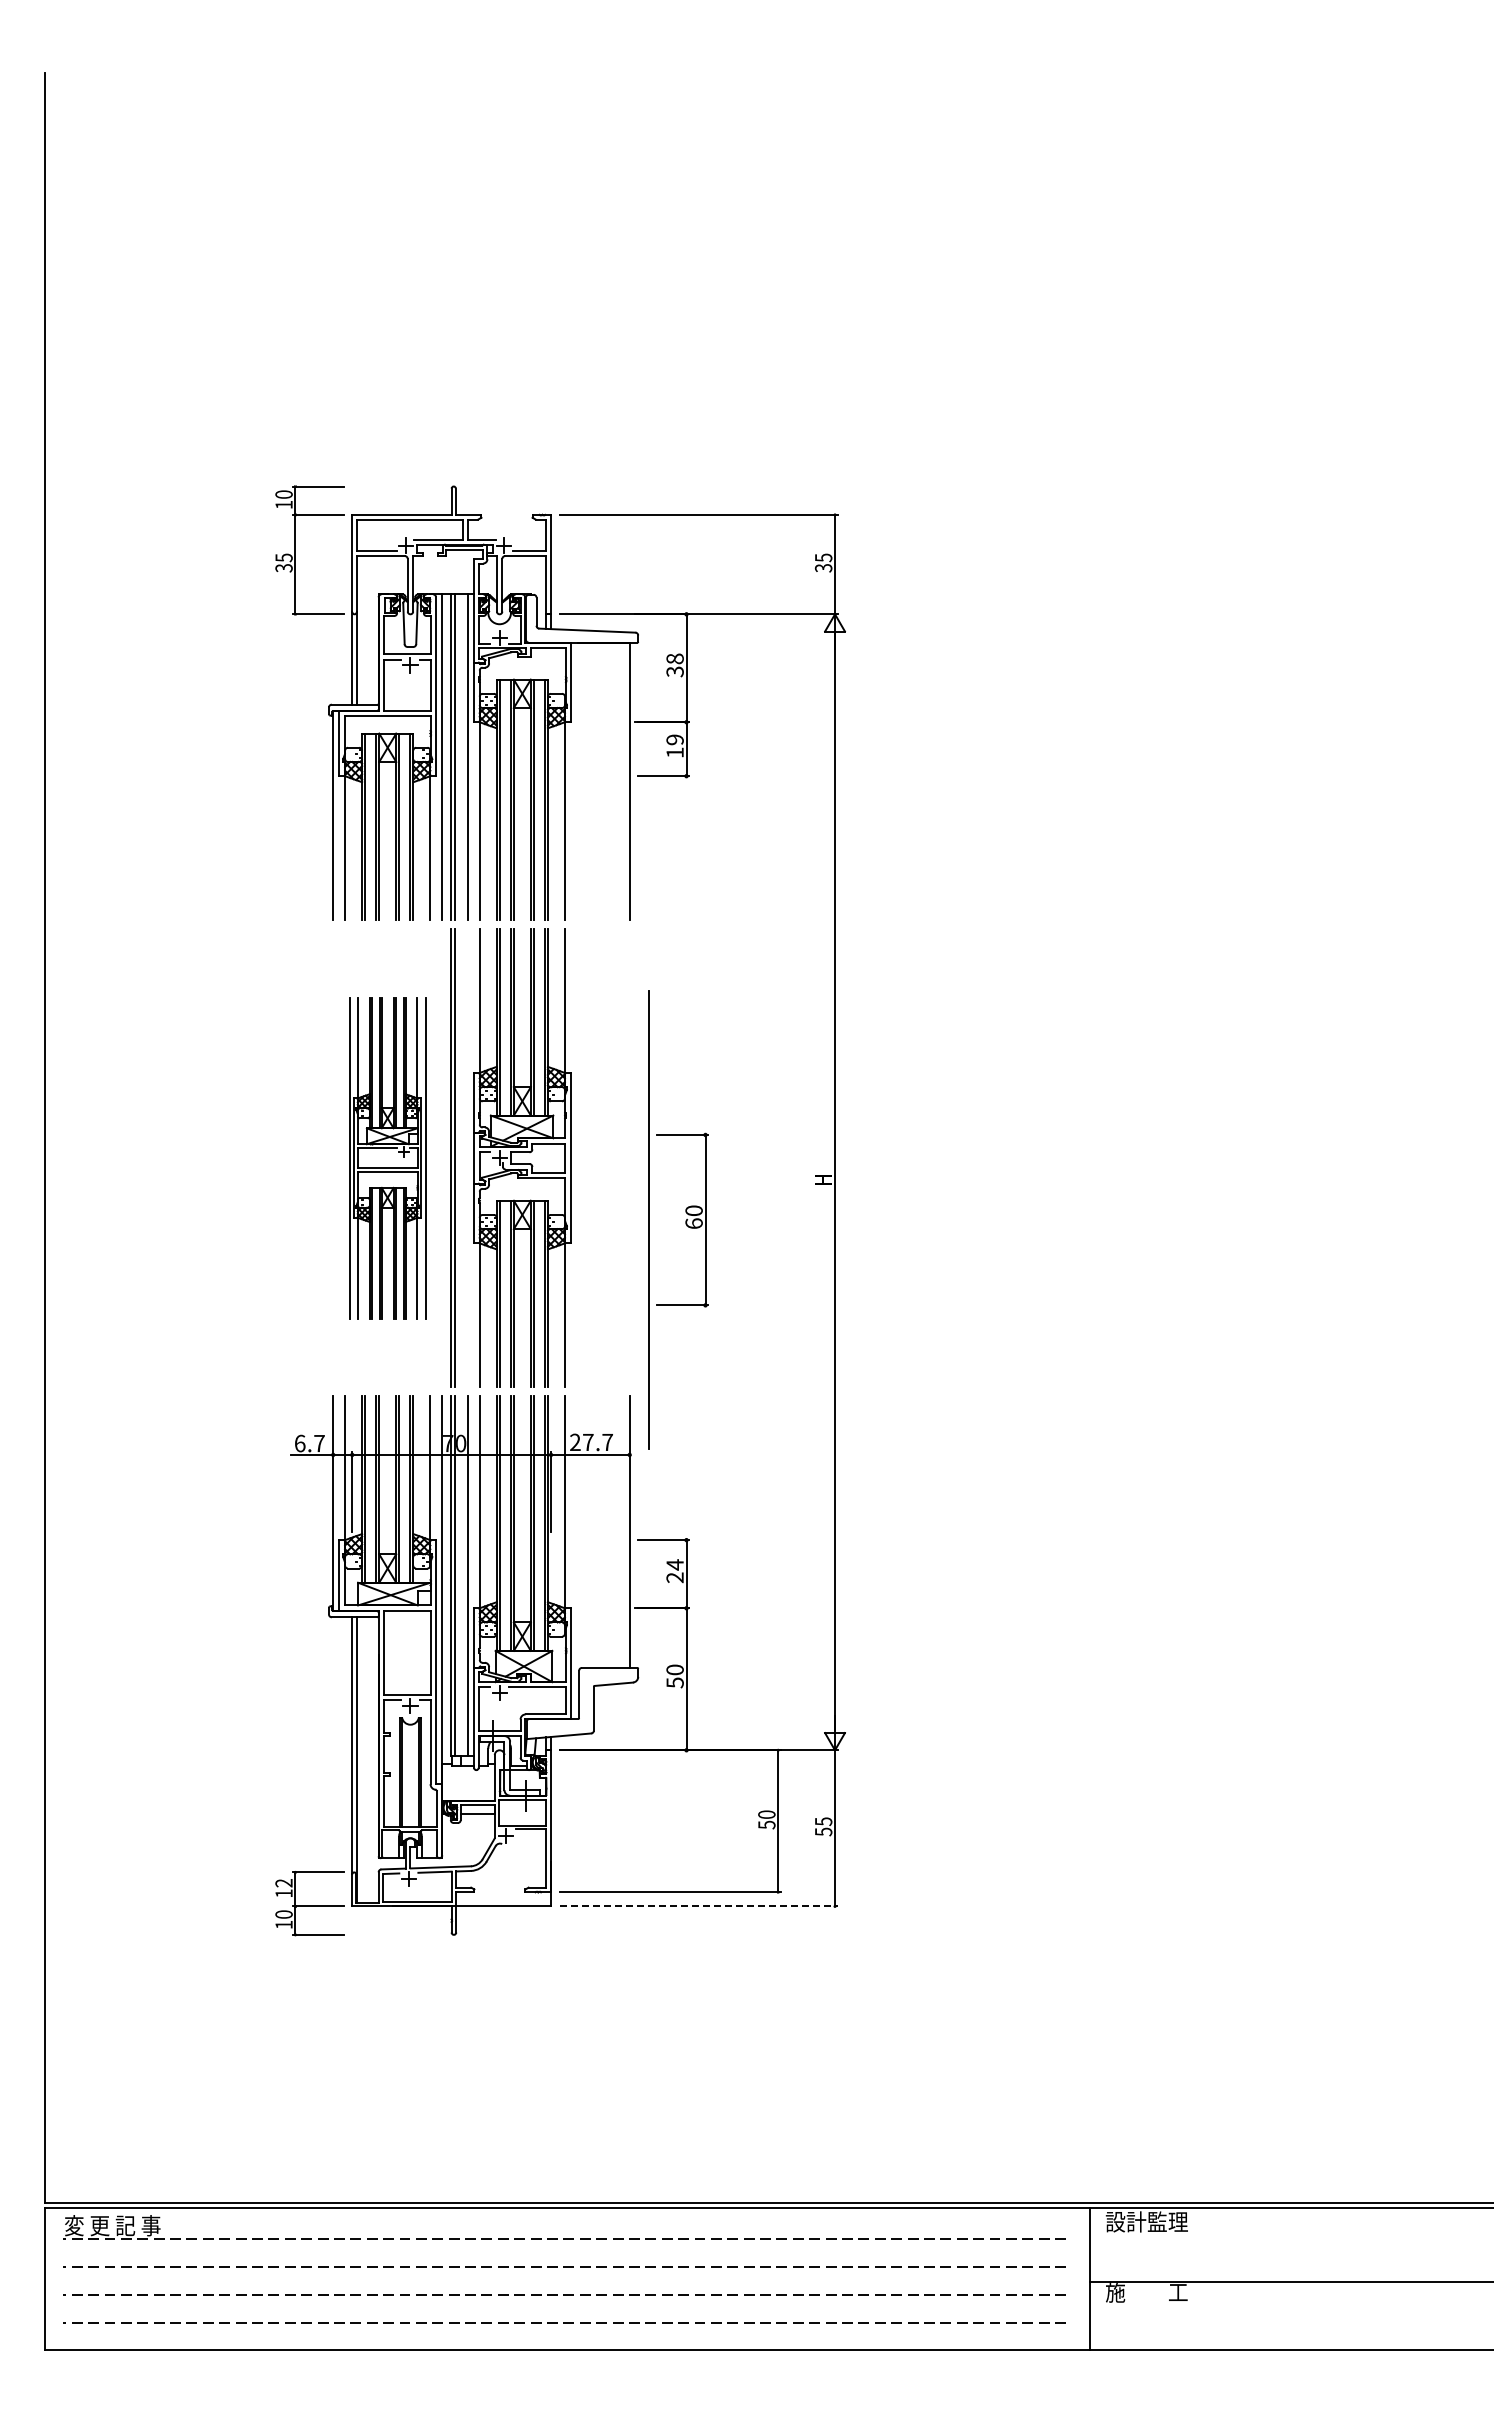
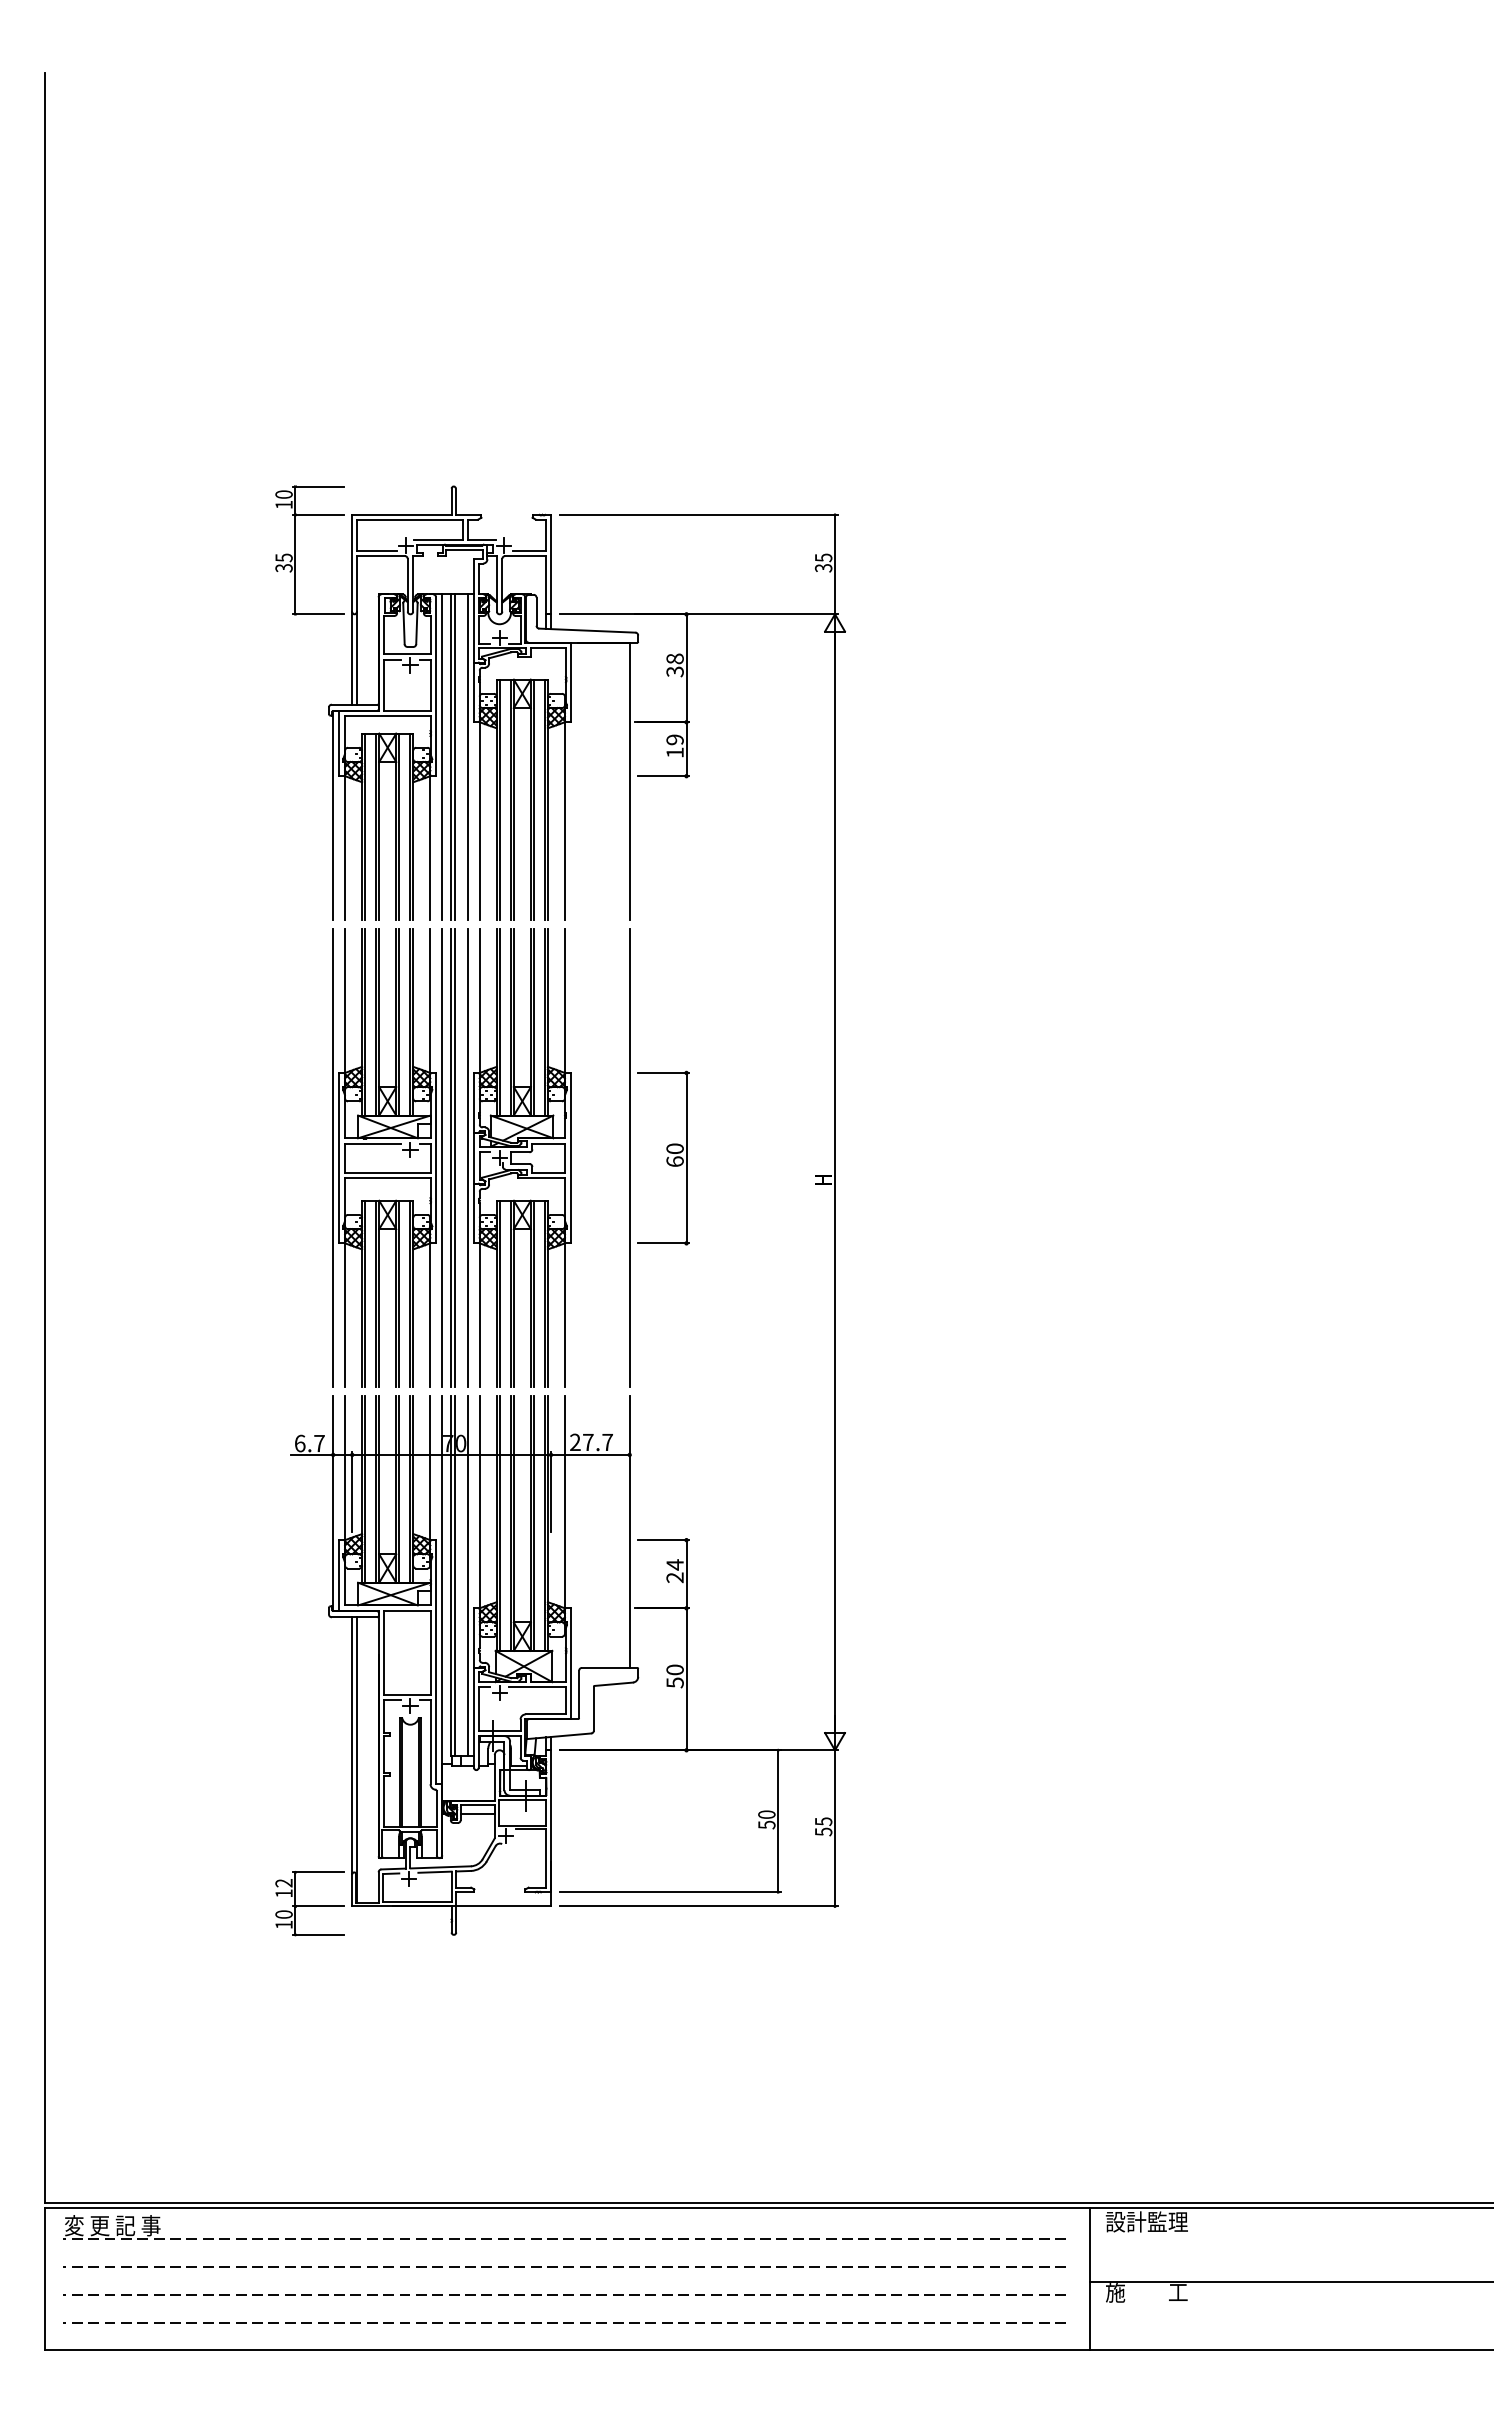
line: none -> present (467, 1157)
part size: 78x323 px -> 111x460 px (387, 1157)
part position: (685, 1220) -> (666, 1158) (666, 1158)
line: dashed -> solid (699, 1906)
